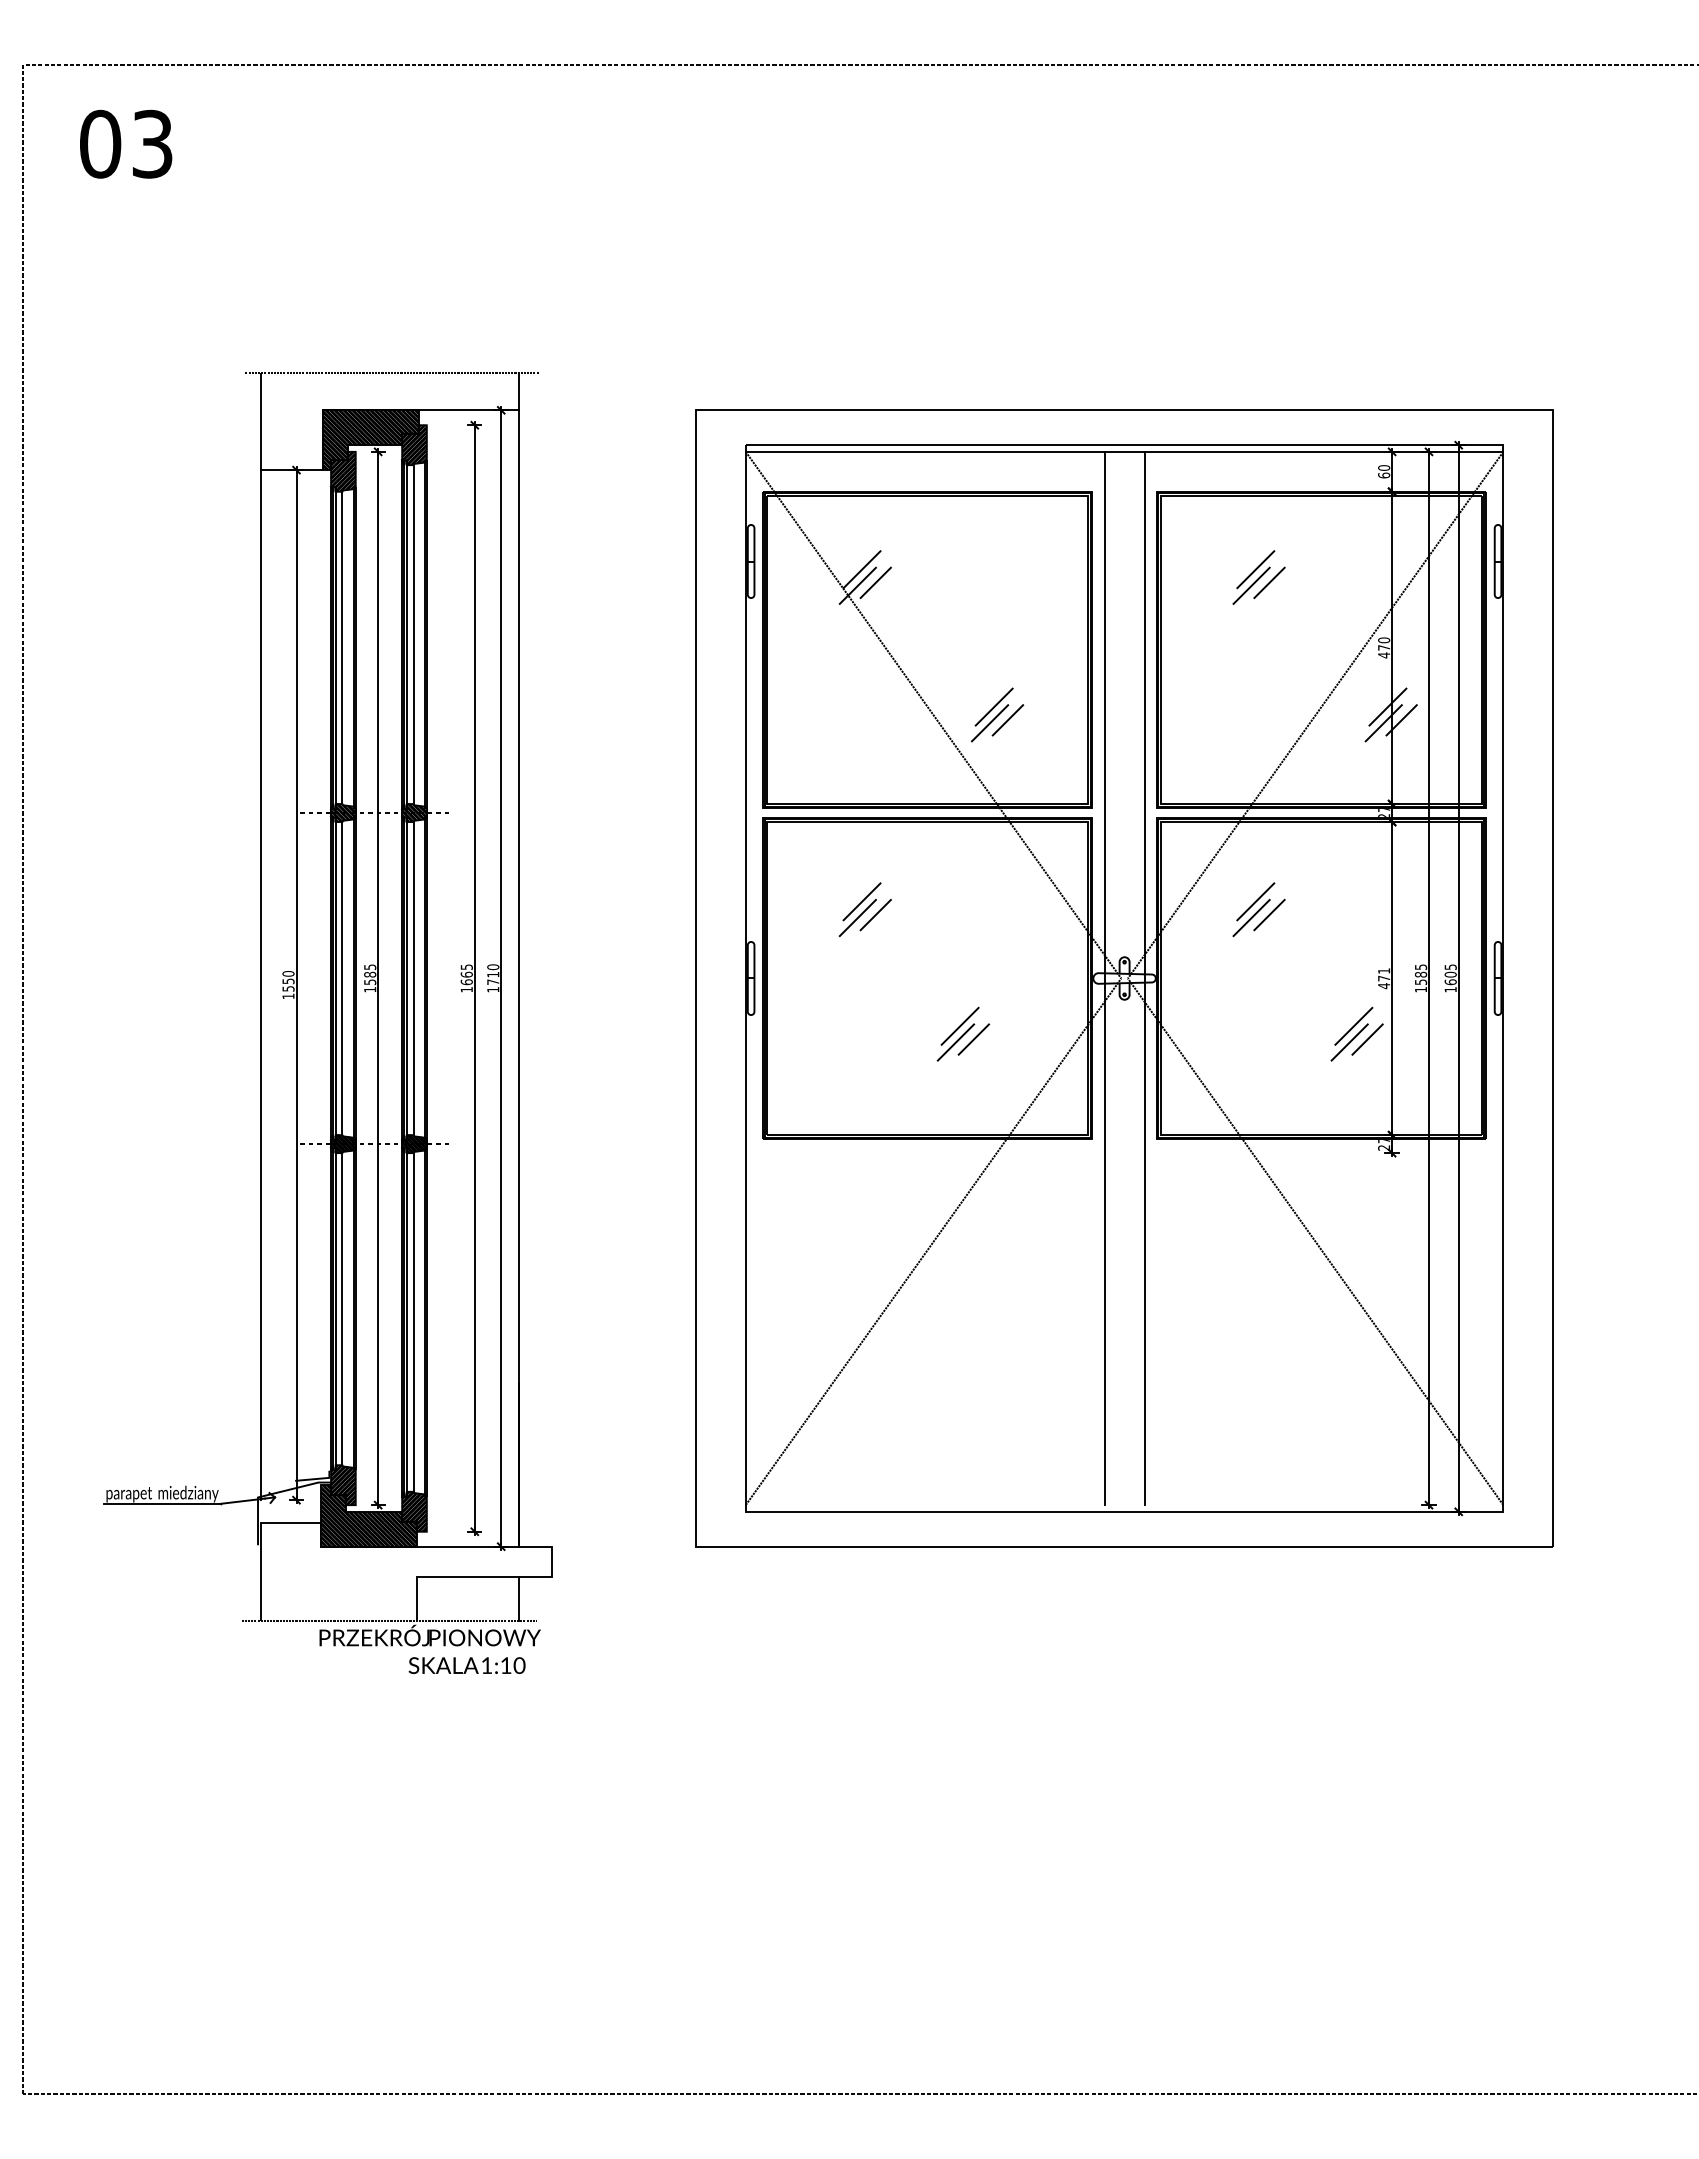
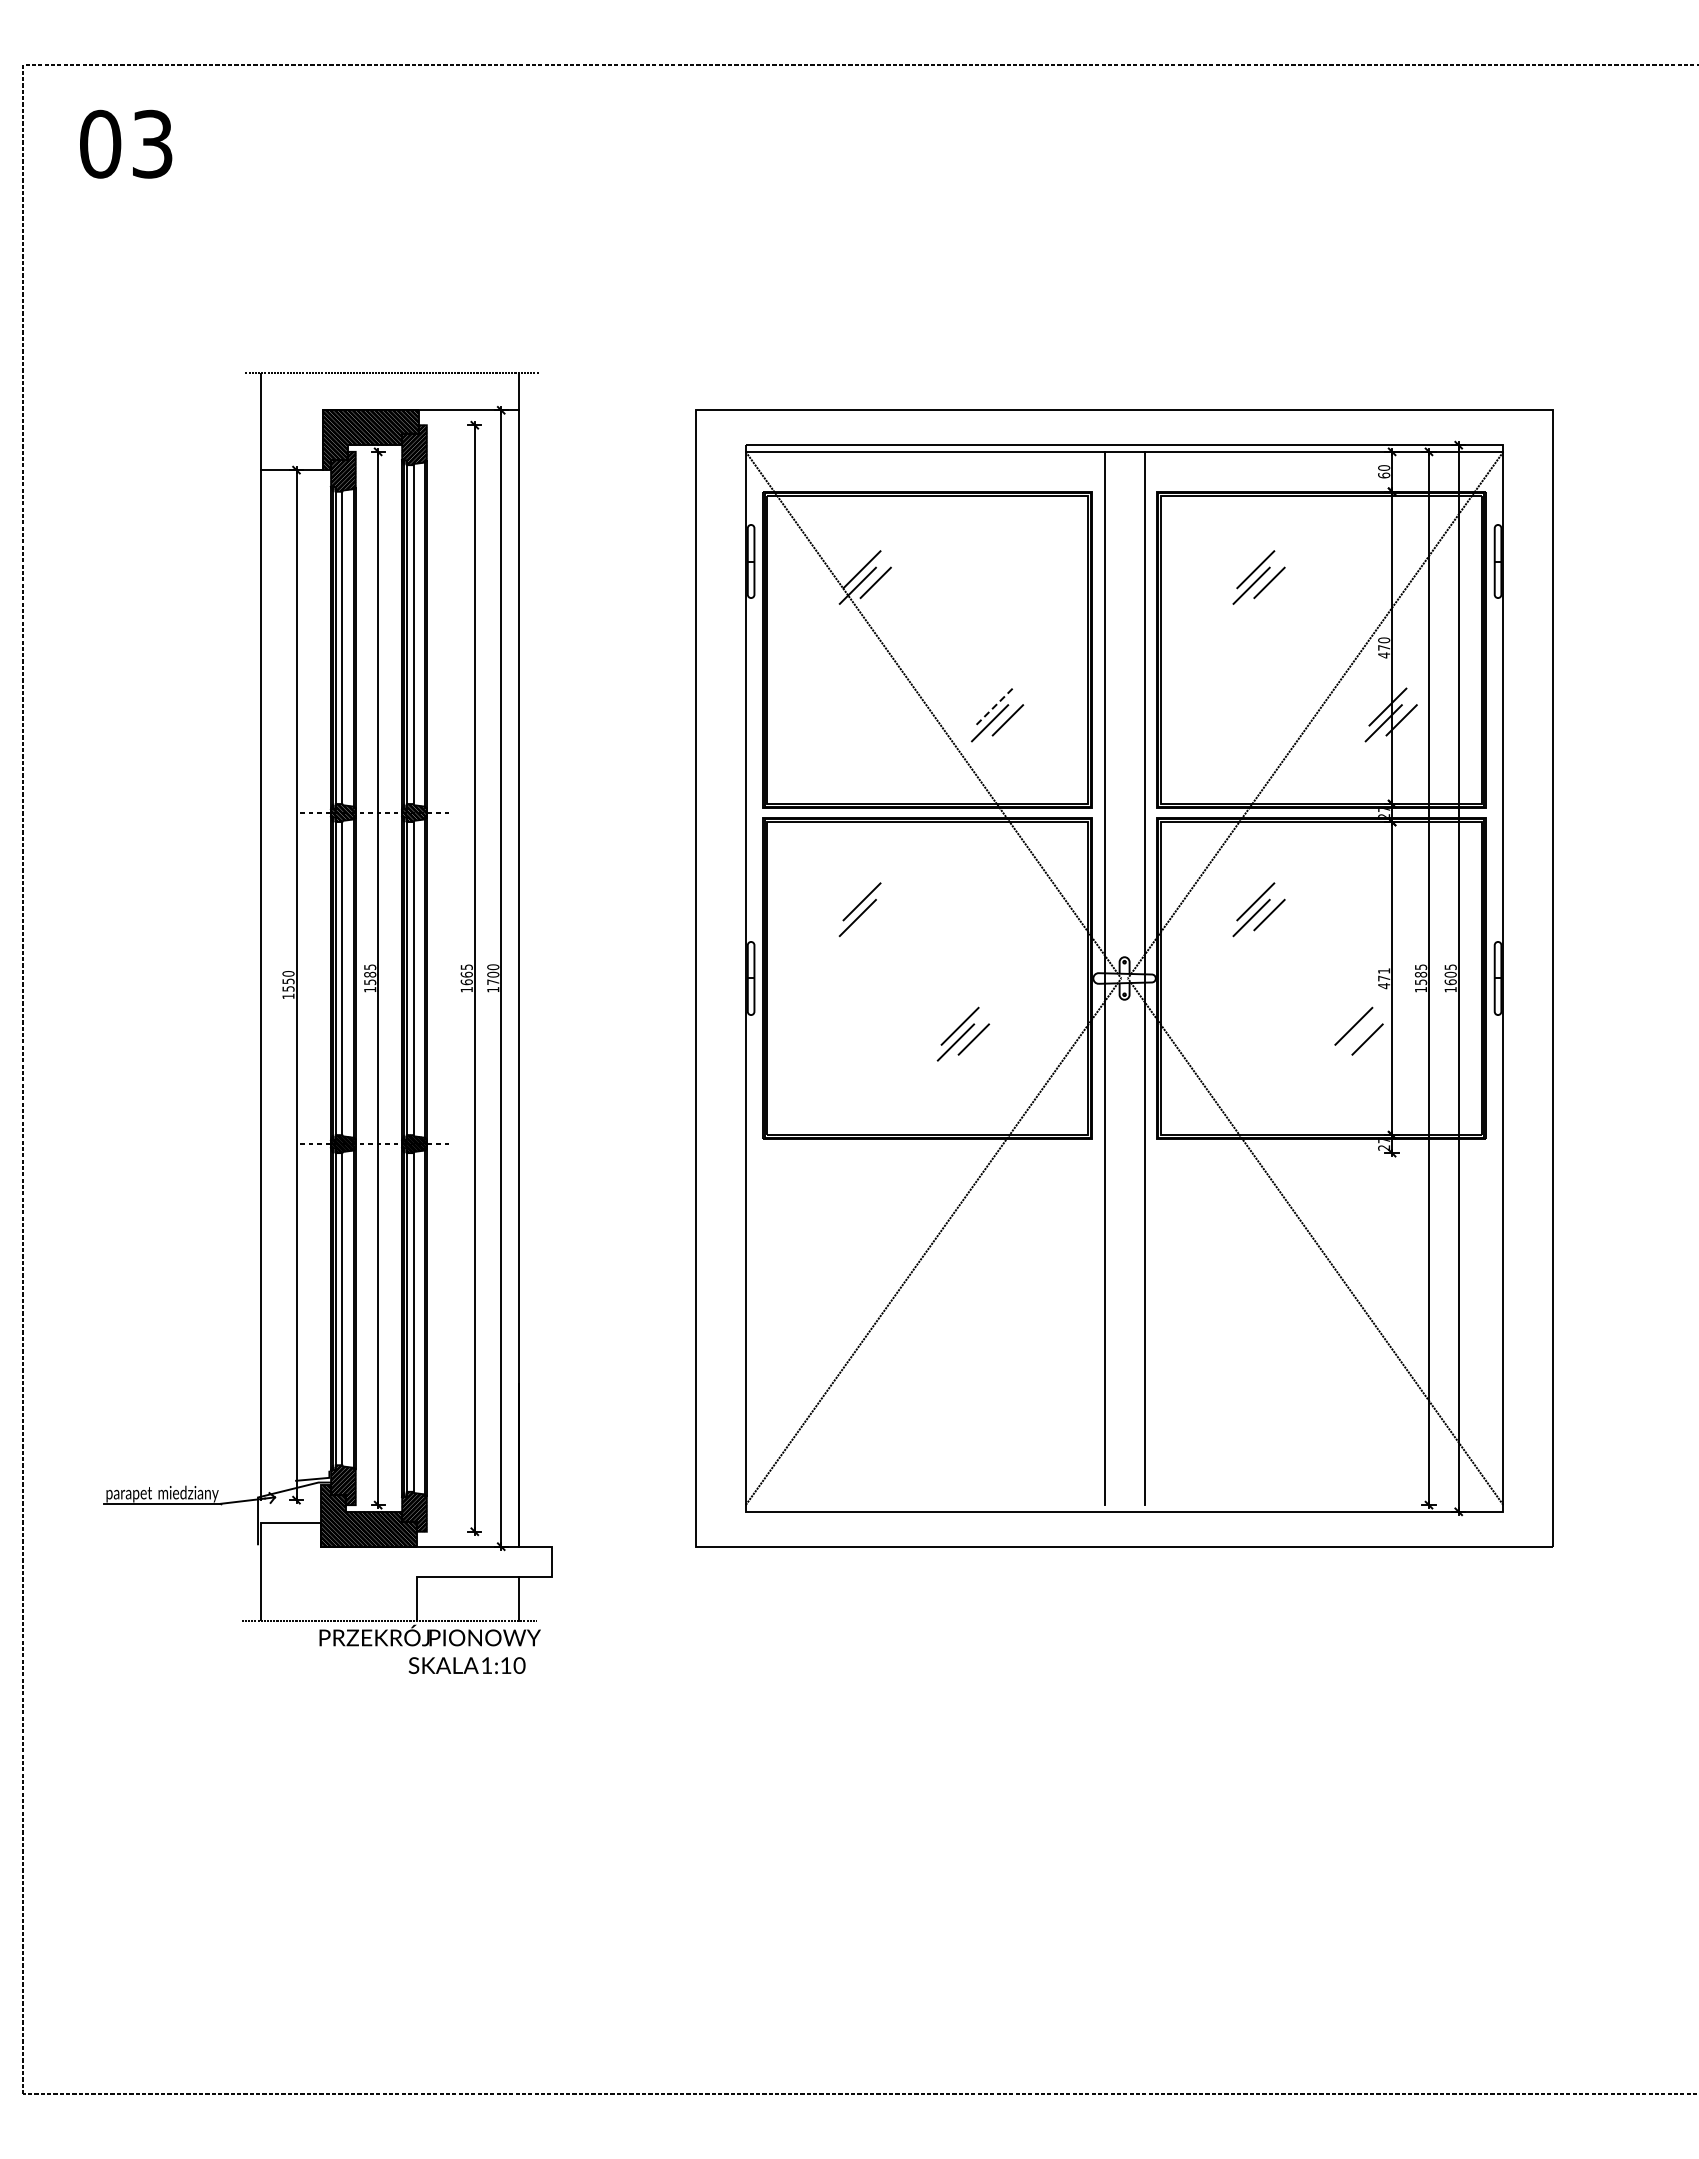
line: solid -> dashed (993, 707)
line: present -> none (875, 915)
text: 1710 -> 1700 (493, 974)
line: present -> none (1349, 1042)
